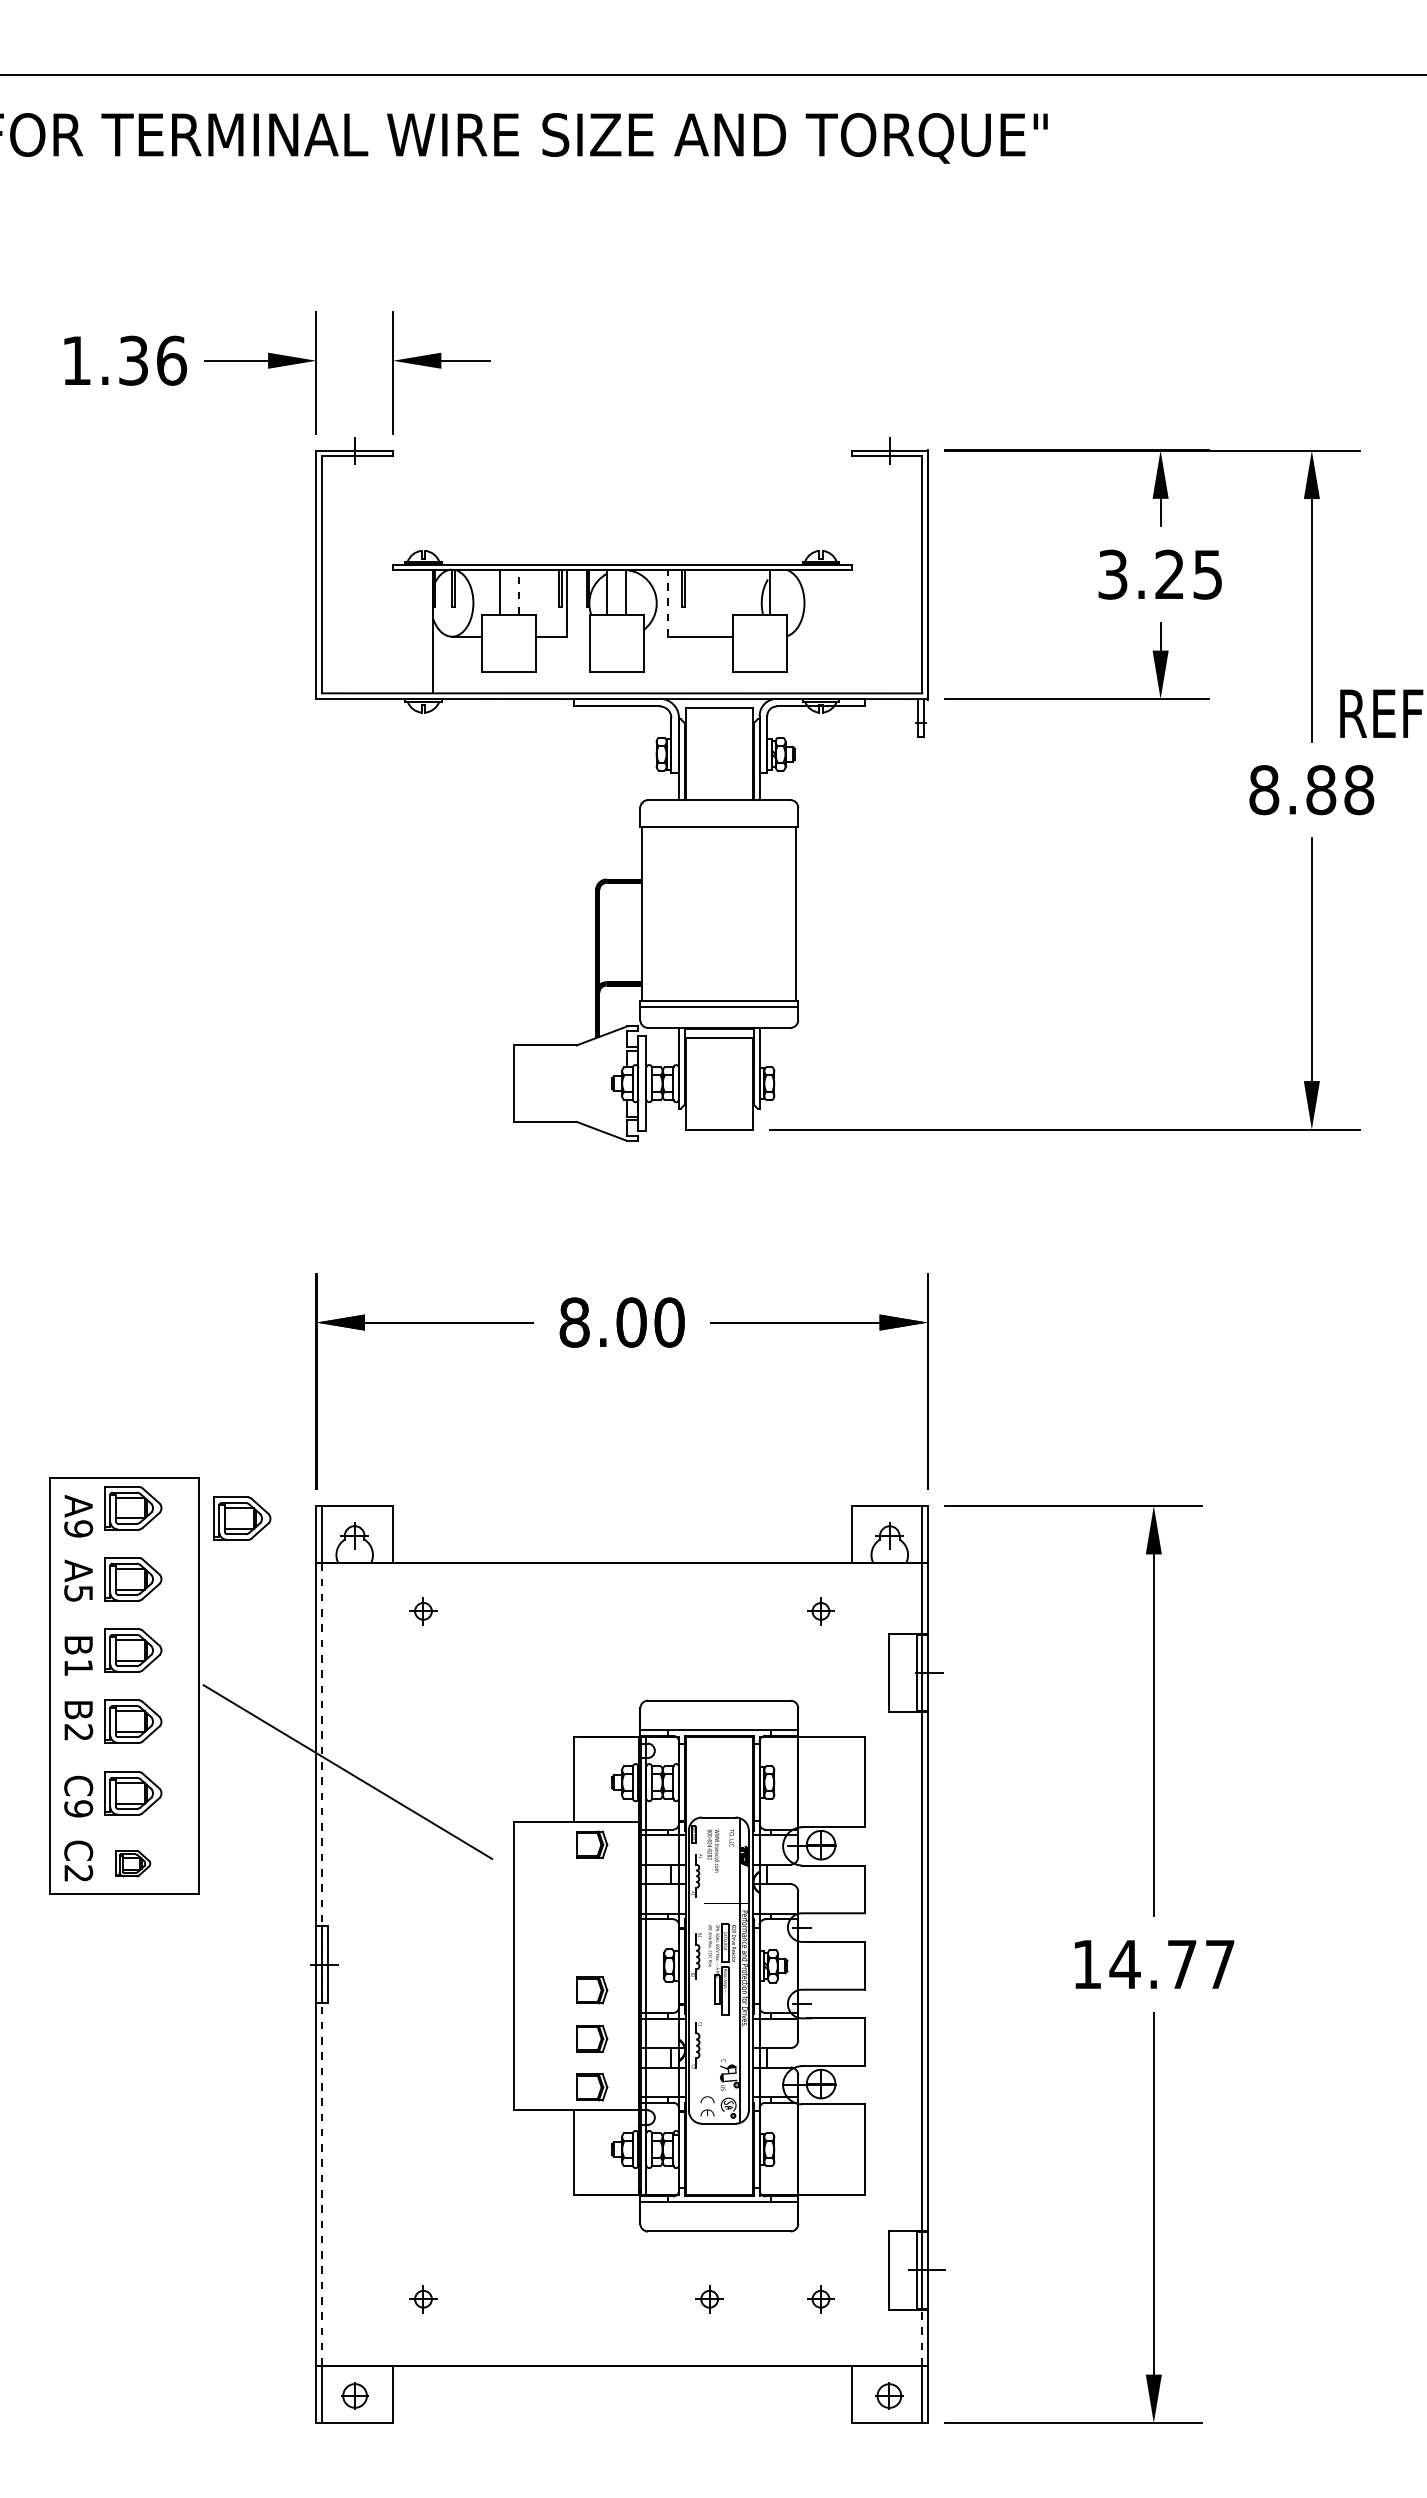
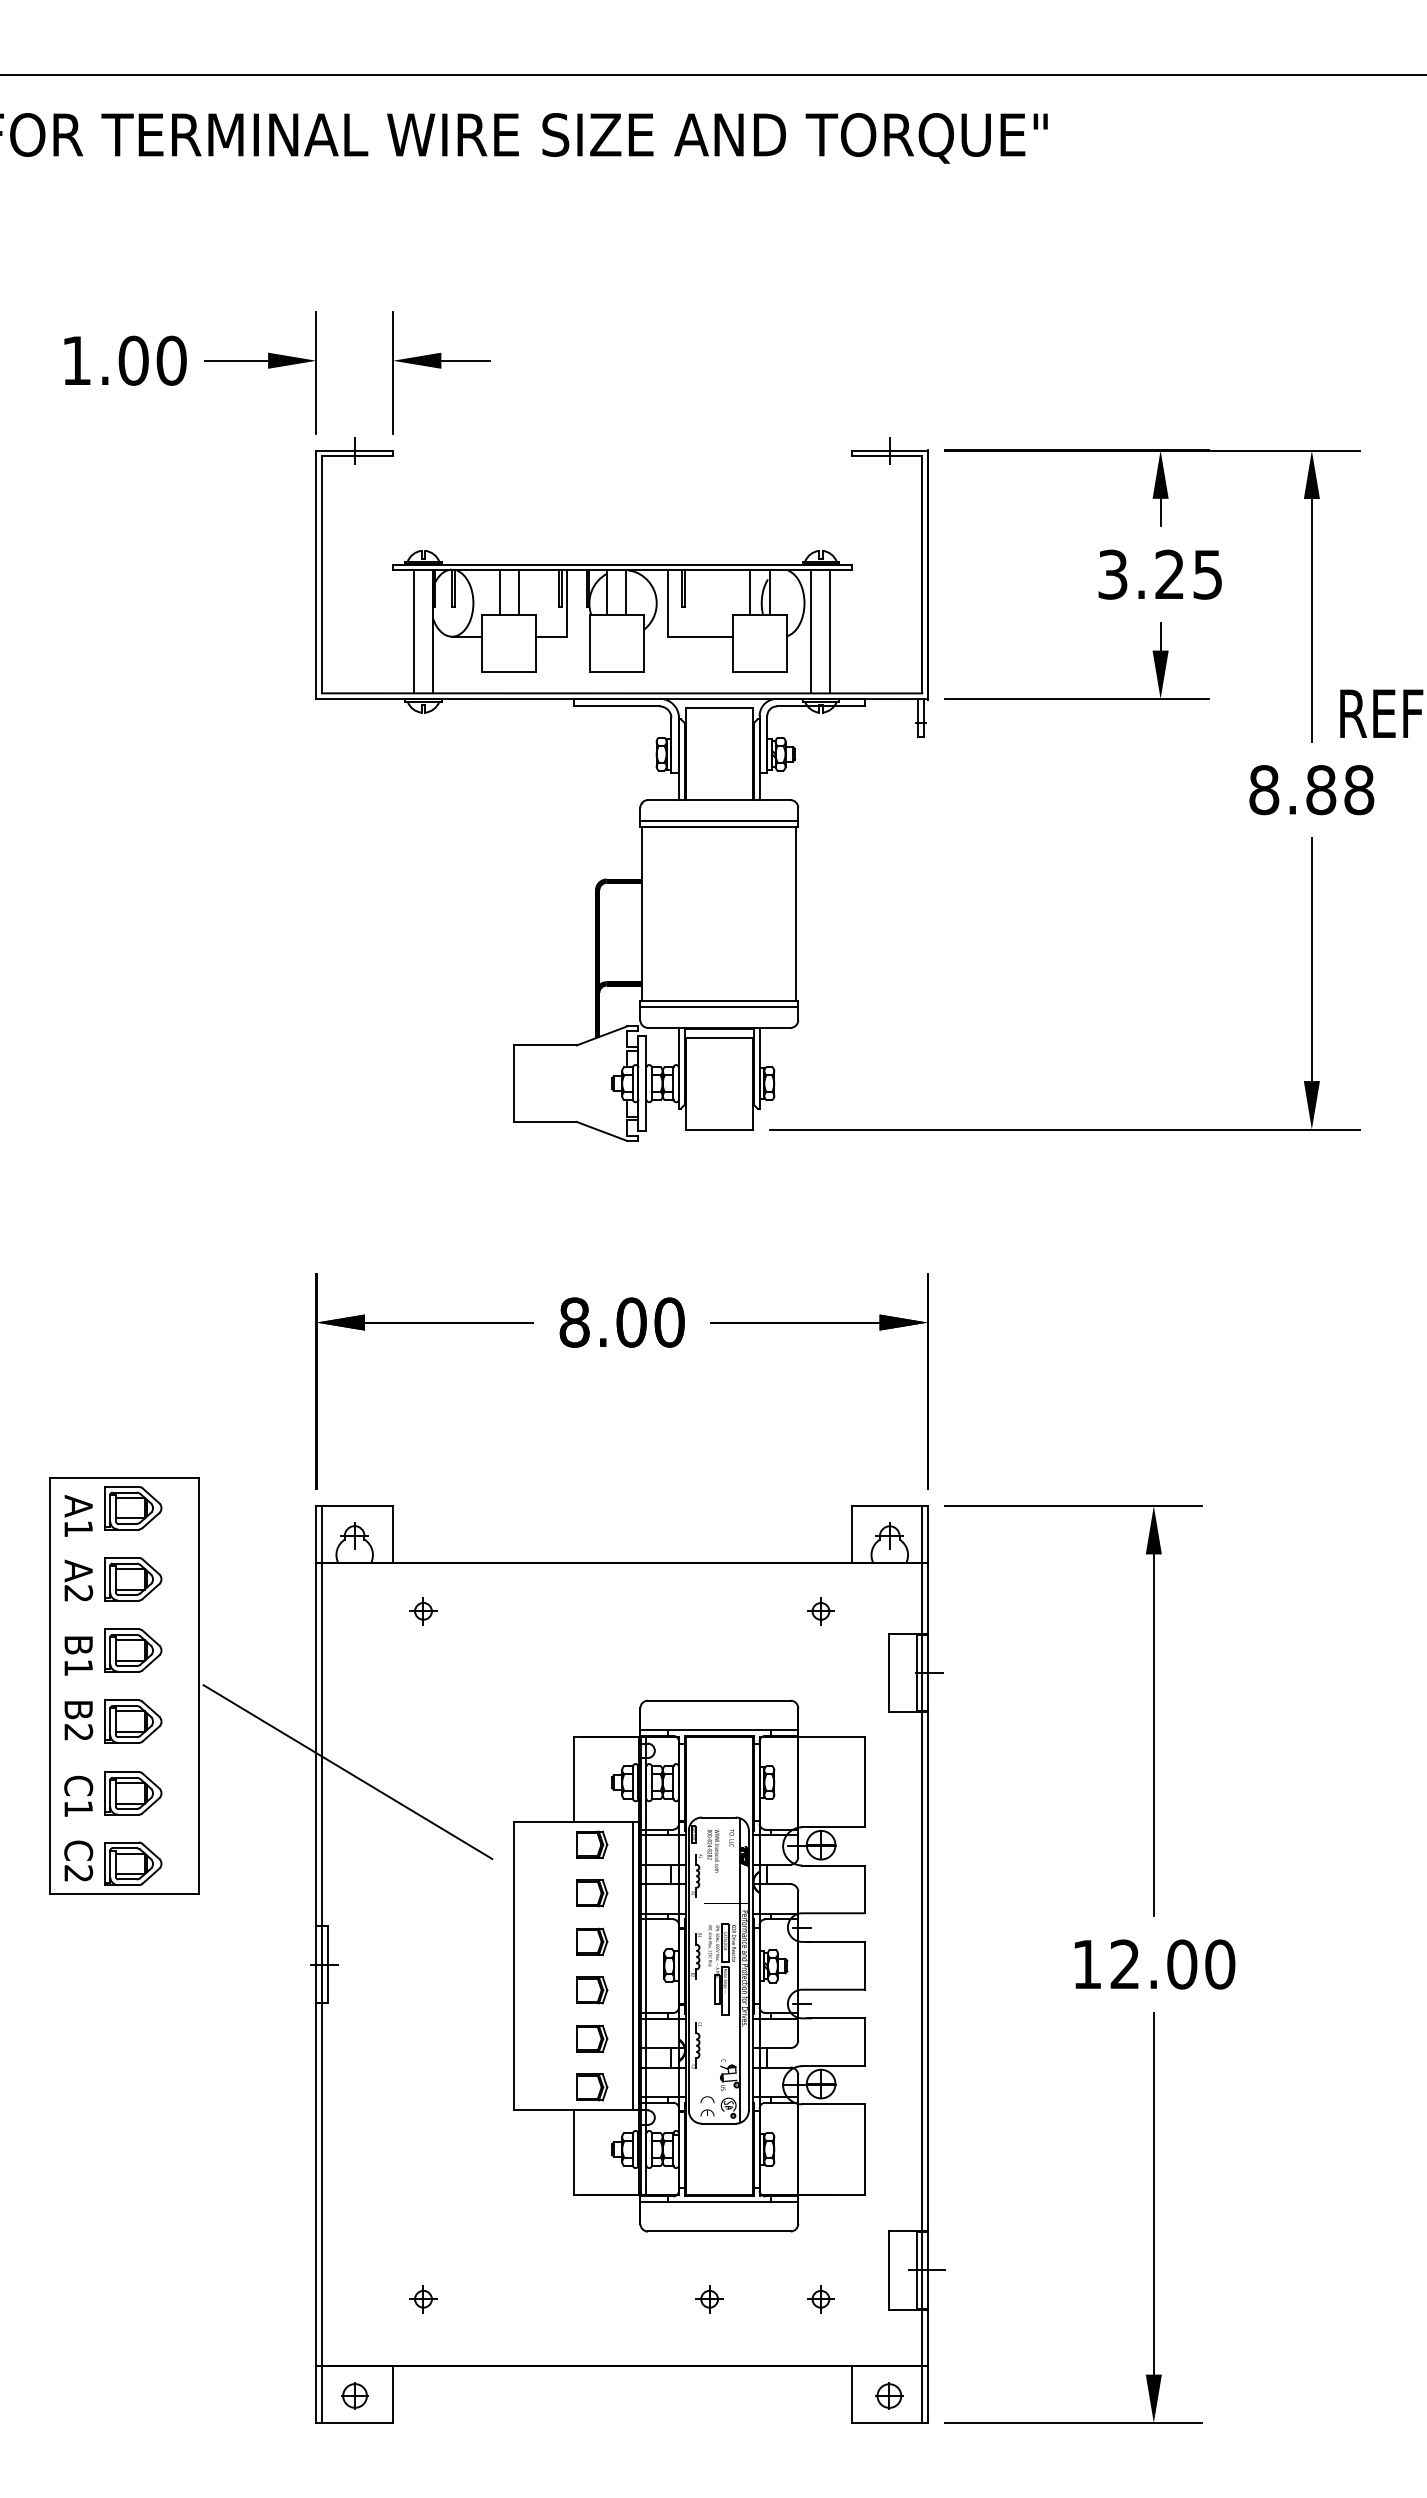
text: 1.36 -> 1.00 (152, 360)
line: none -> present (750, 591)
line: dashed -> solid (518, 592)
line: dashed -> solid (667, 603)
line: none -> present (413, 631)
line: none -> present (811, 631)
line: none -> present (830, 631)
line: none -> present (719, 821)
part: present -> none (242, 1518)
text: A9 -> A1 (78, 1528)
text: A5 -> A2 (78, 1593)
text: C9 -> C1 (78, 1808)
part size: 37x28 px -> 59x45 px (133, 1863)
part: none -> present (592, 1893)
part: none -> present (592, 1941)
line: dashed -> solid (322, 1964)
text: 14.77 -> 12.00 (1172, 1964)
line: none -> present (632, 1965)
line: dashed -> solid (922, 2337)
